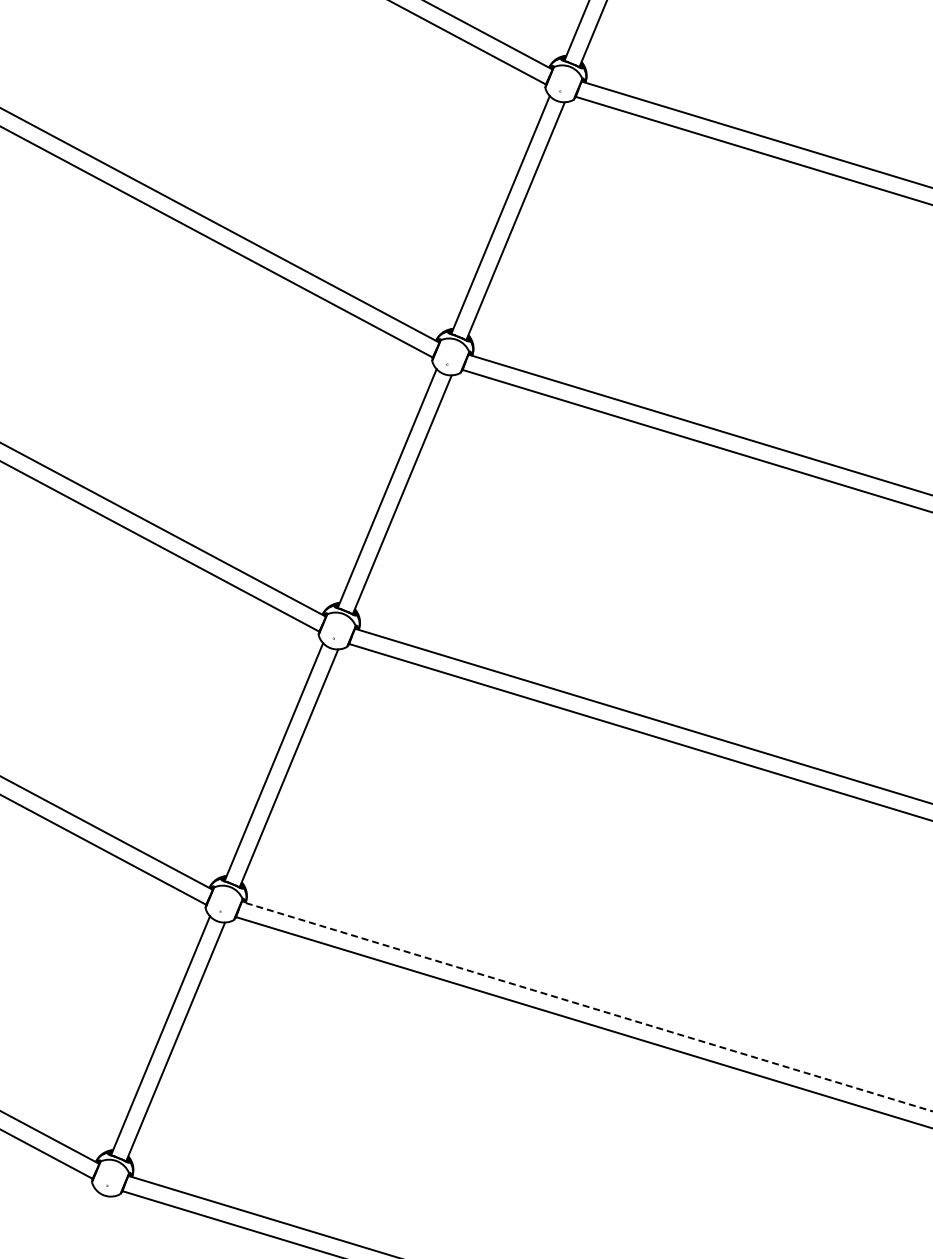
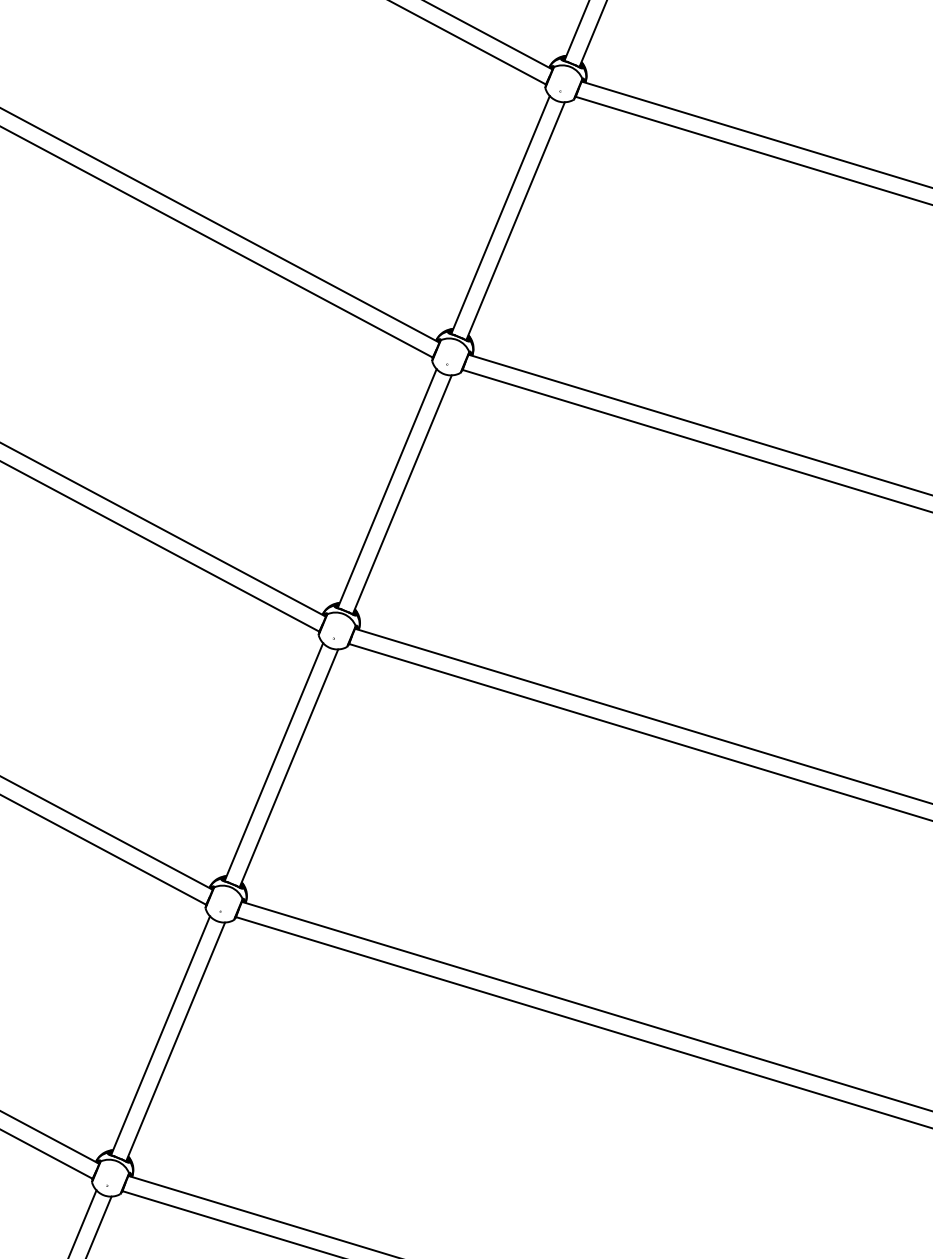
line: dashed -> solid (586, 1006)
line: none -> present (82, 1222)
line: none -> present (99, 1225)
